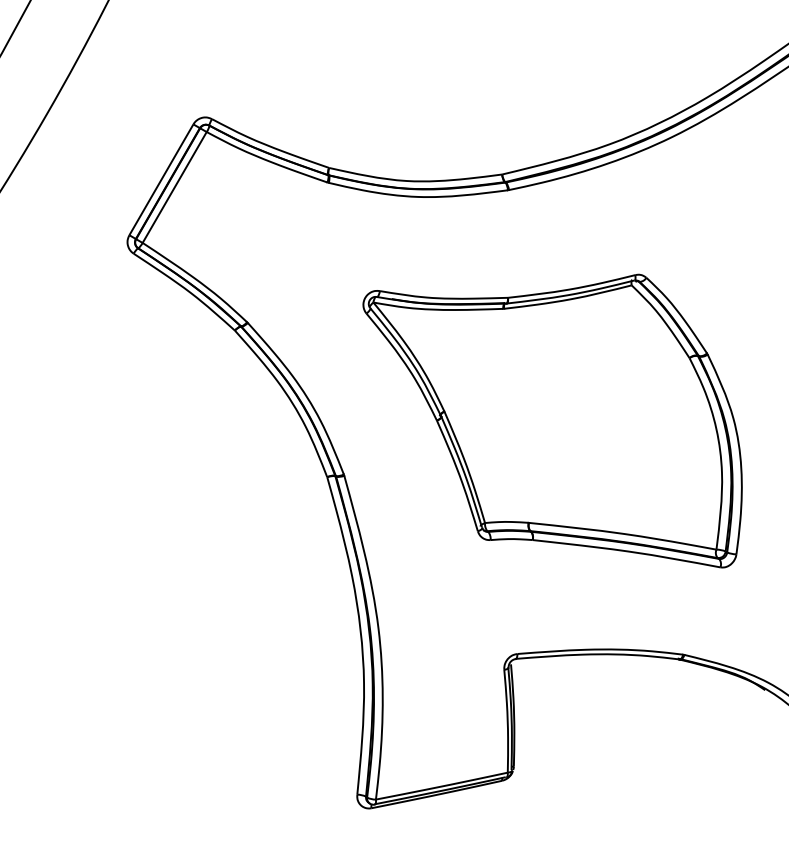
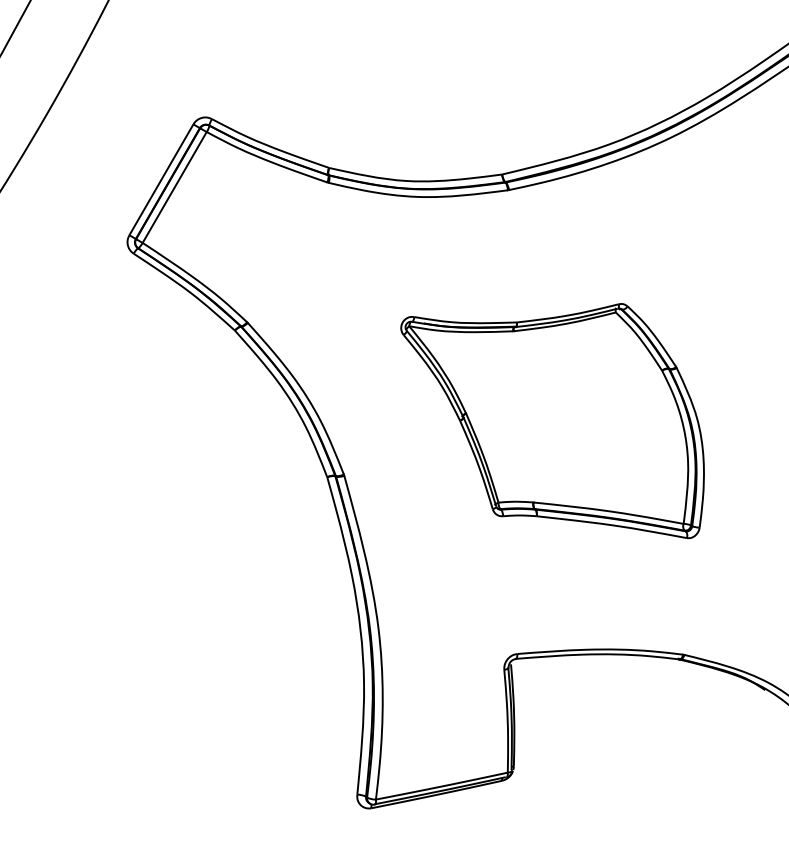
part size: 381x296 px -> 305x237 px (552, 421)
